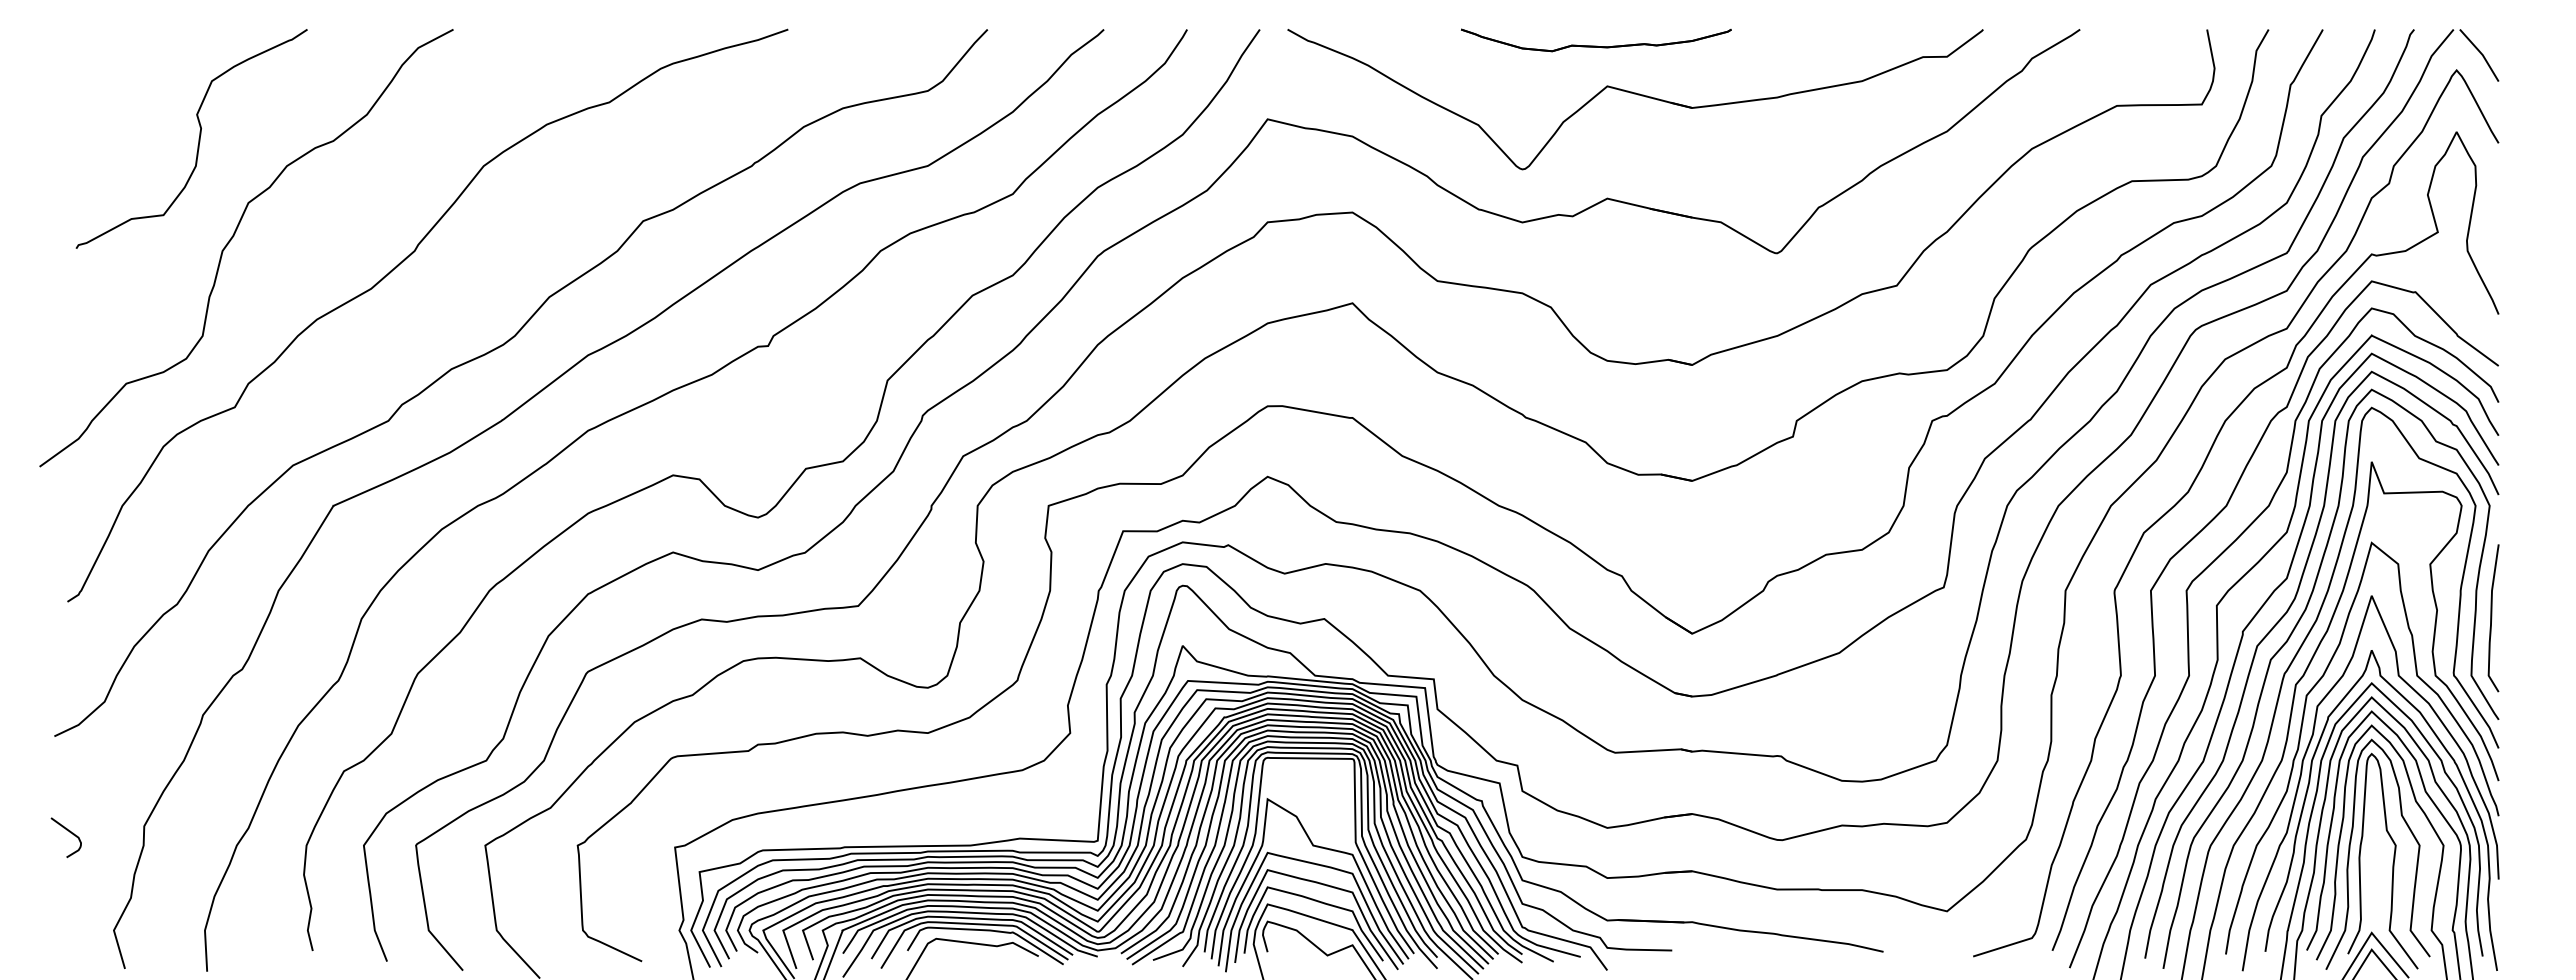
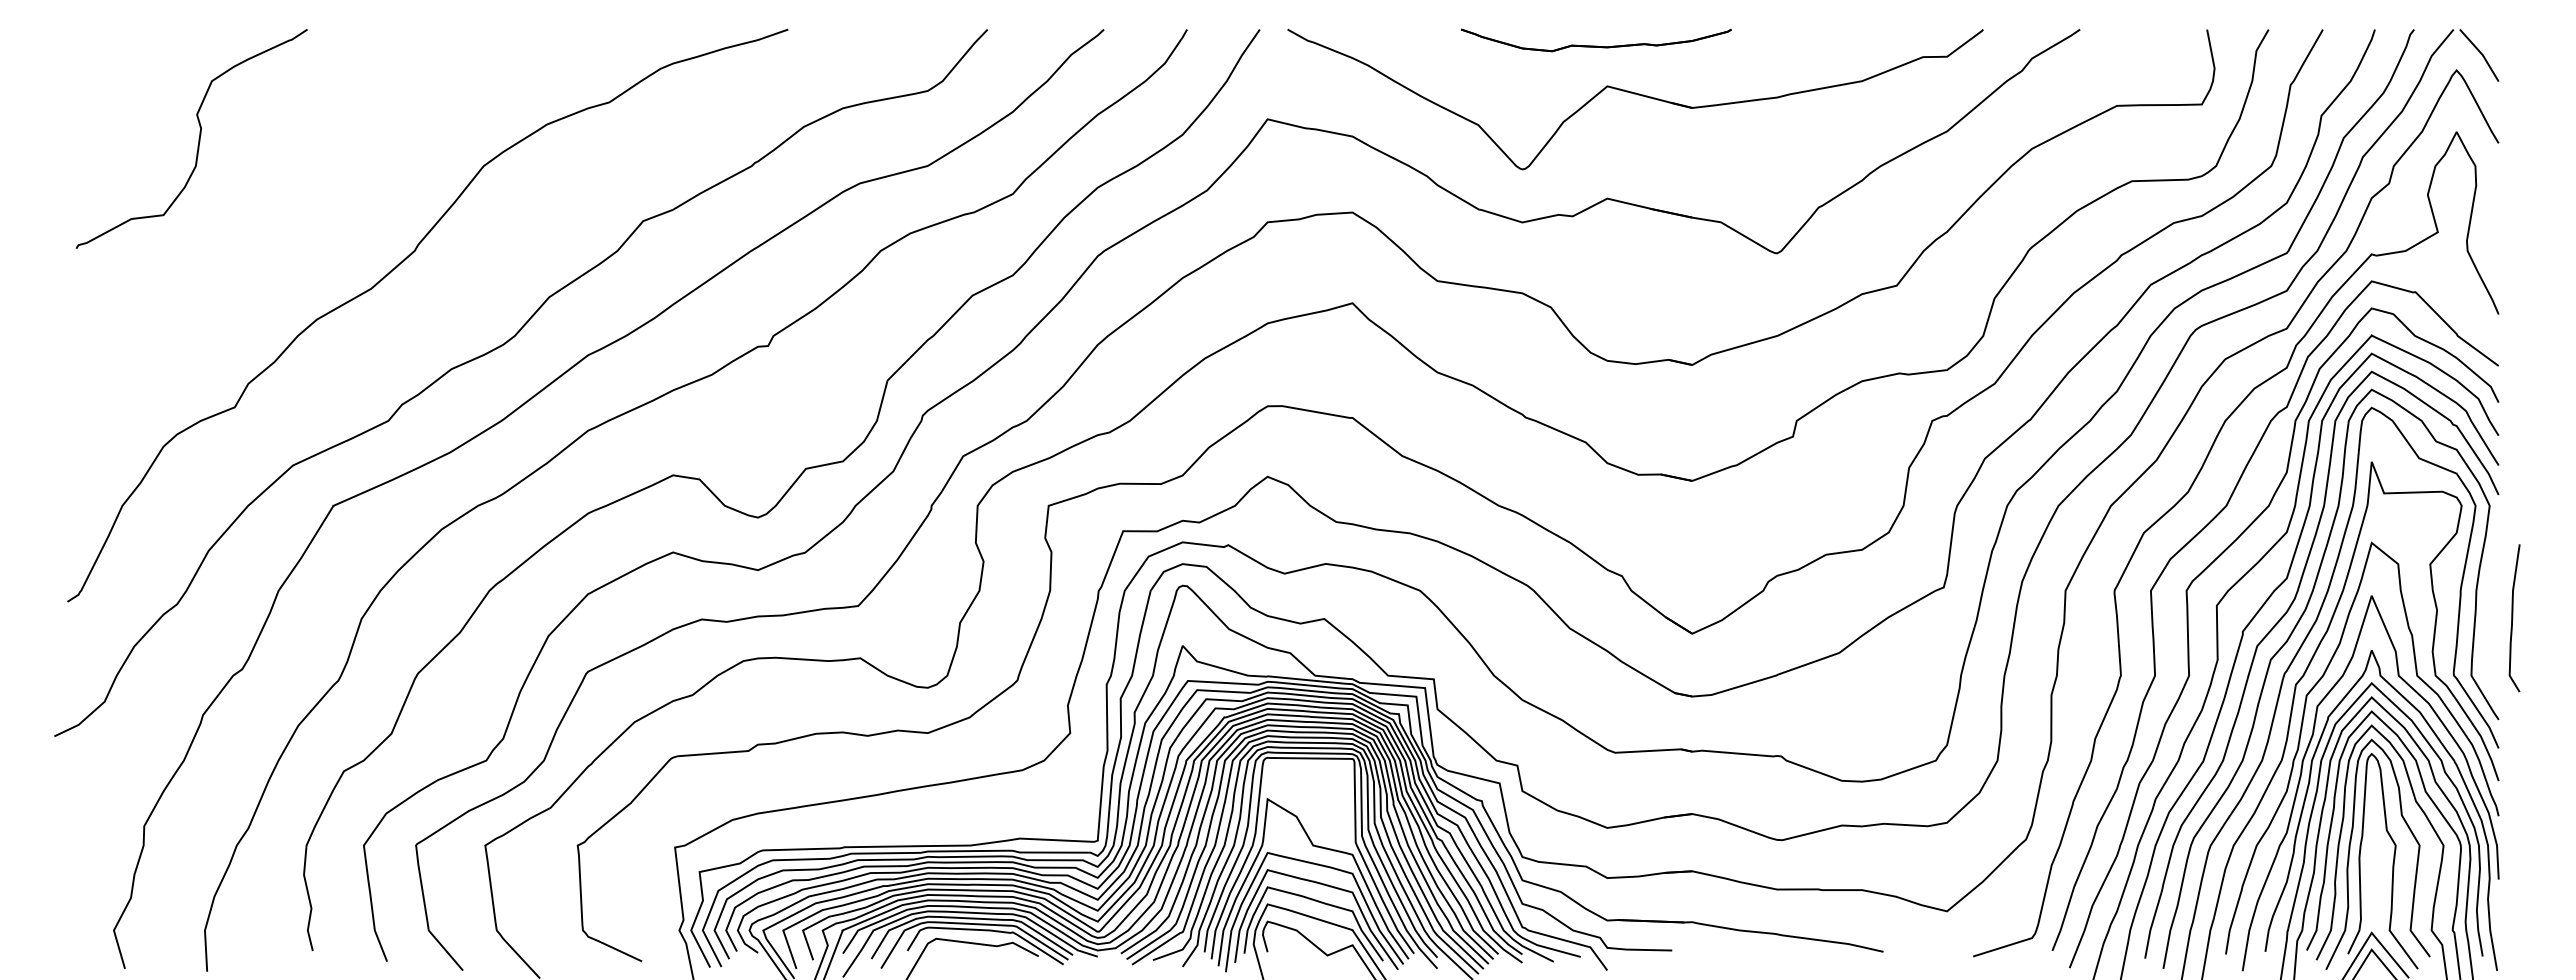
curve: present -> none (234, 236)
curve position: (2492, 618) -> (2513, 618) (2513, 618)
curve: present -> none (69, 832)
